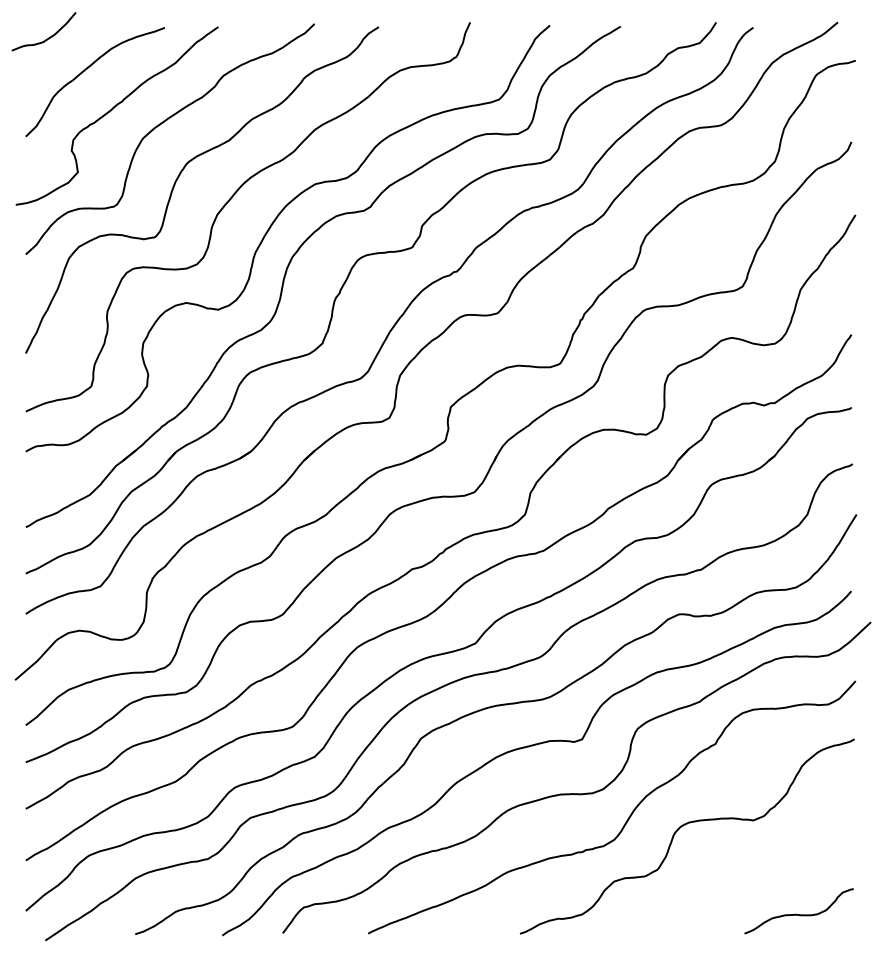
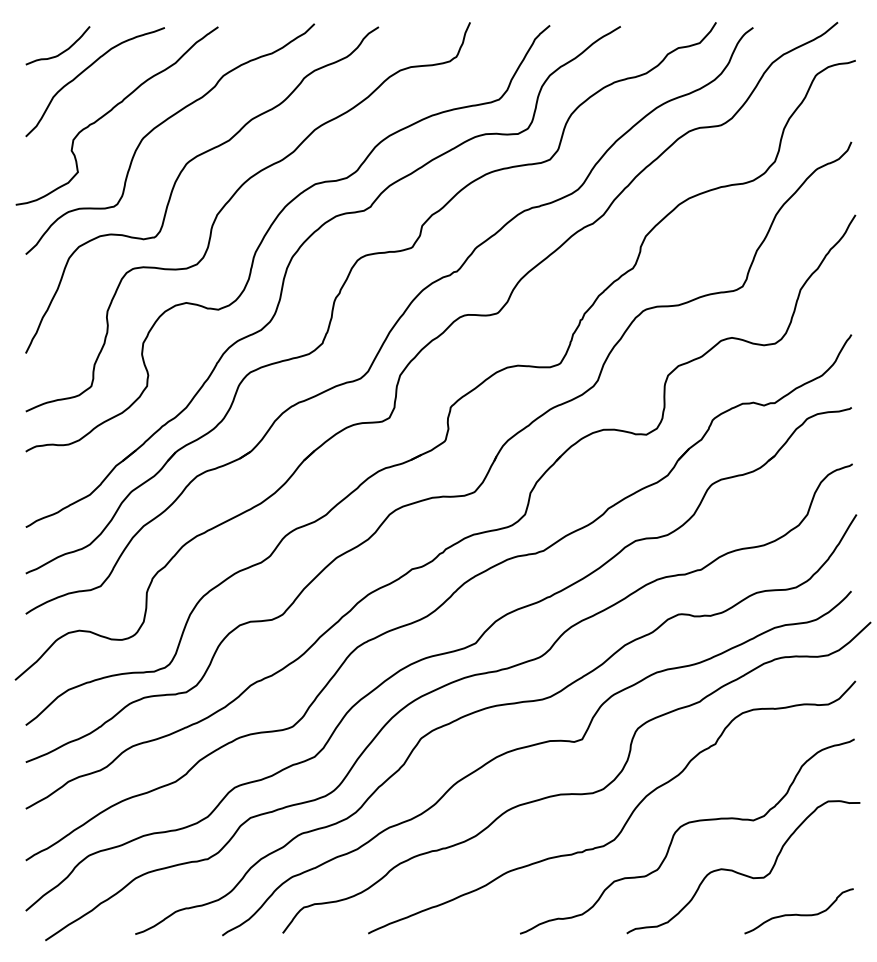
curve position: (46, 38) -> (60, 52) (60, 52)
curve: none -> present (740, 872)
